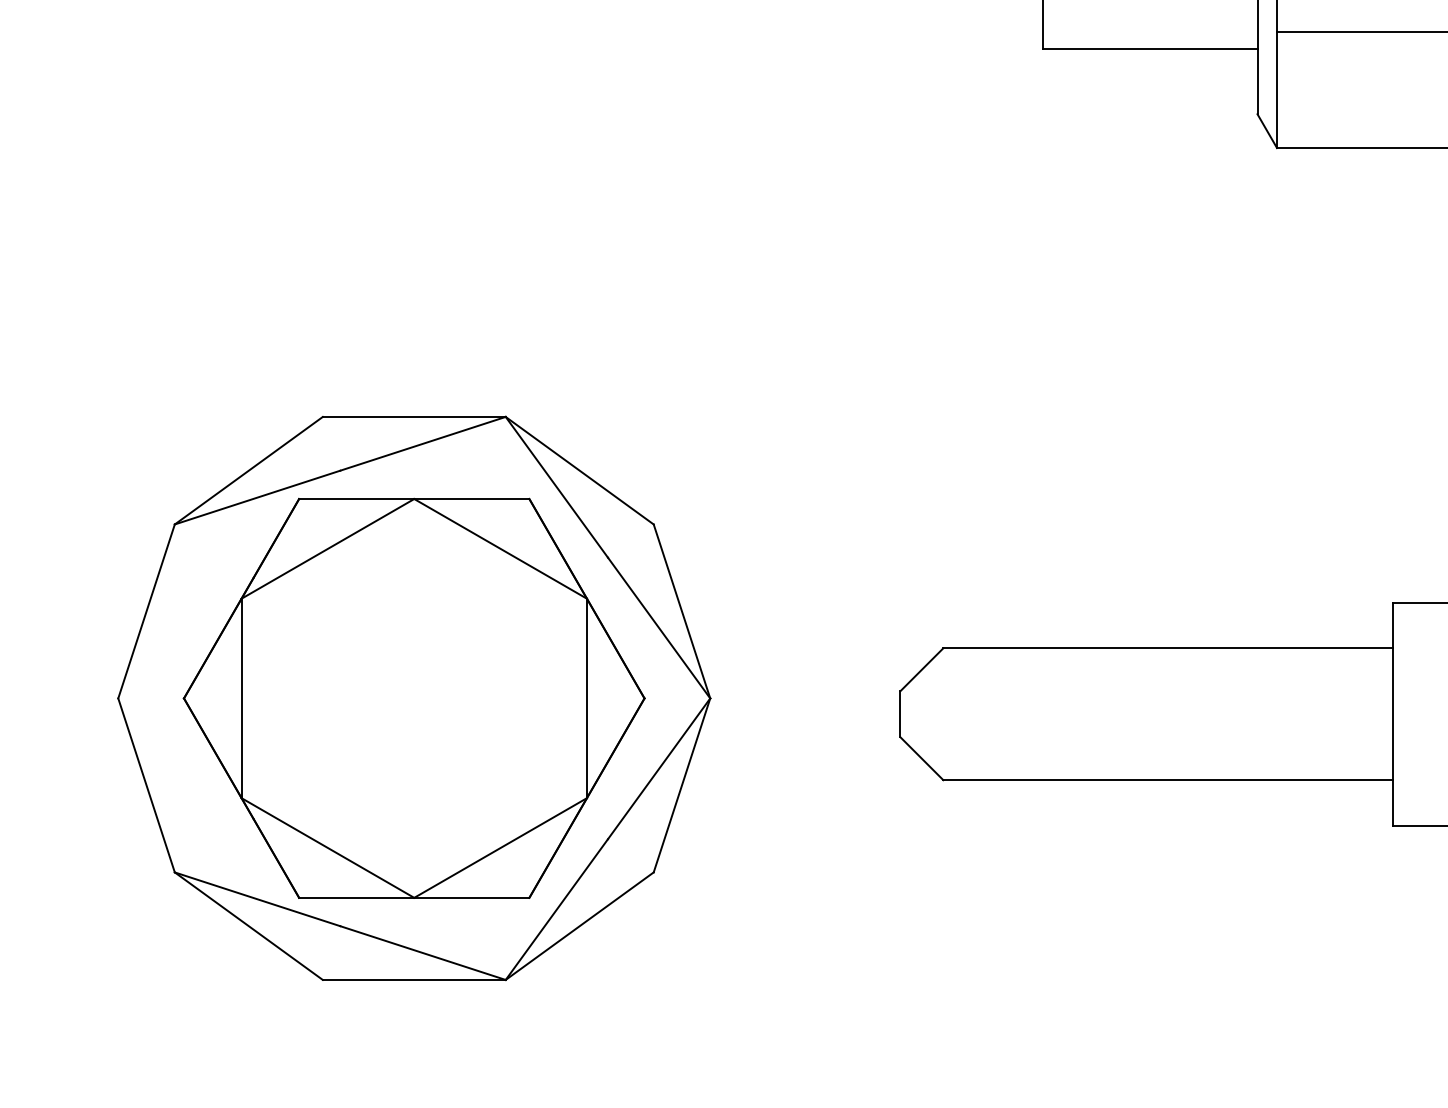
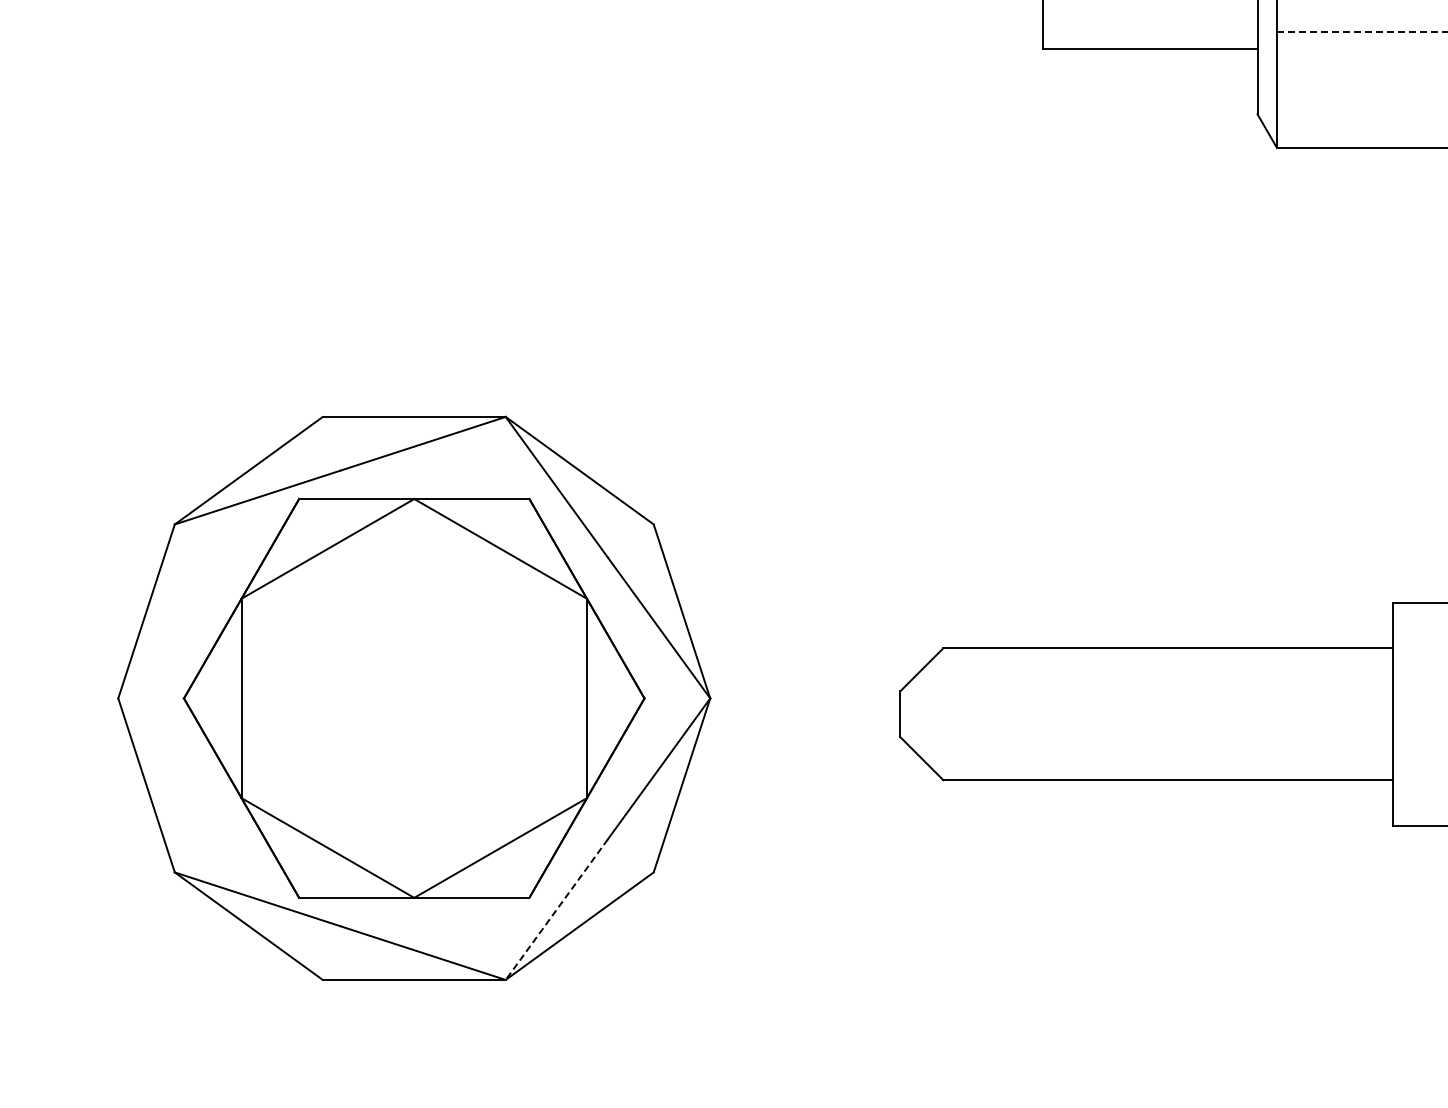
line: solid -> dashed (1362, 31)
line: solid -> dashed (556, 909)
